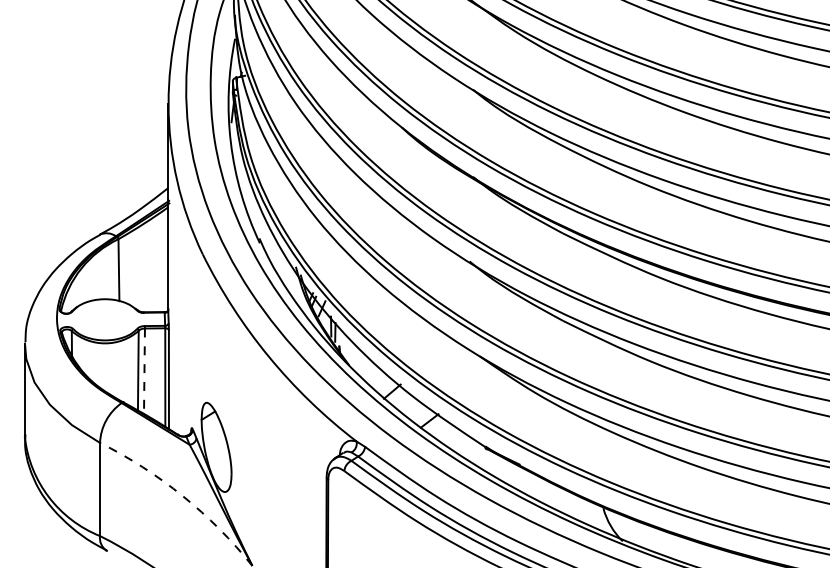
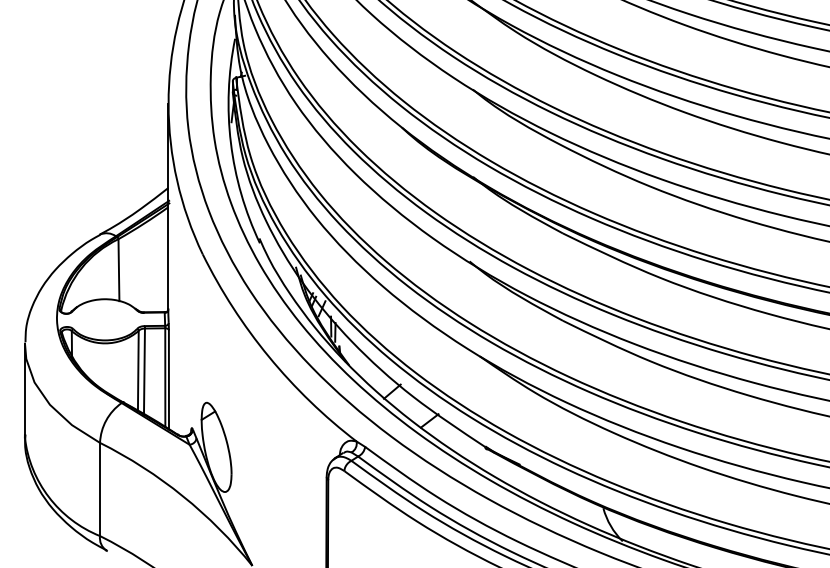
line: dashed -> solid (144, 372)
arc: dashed -> solid (182, 496)
